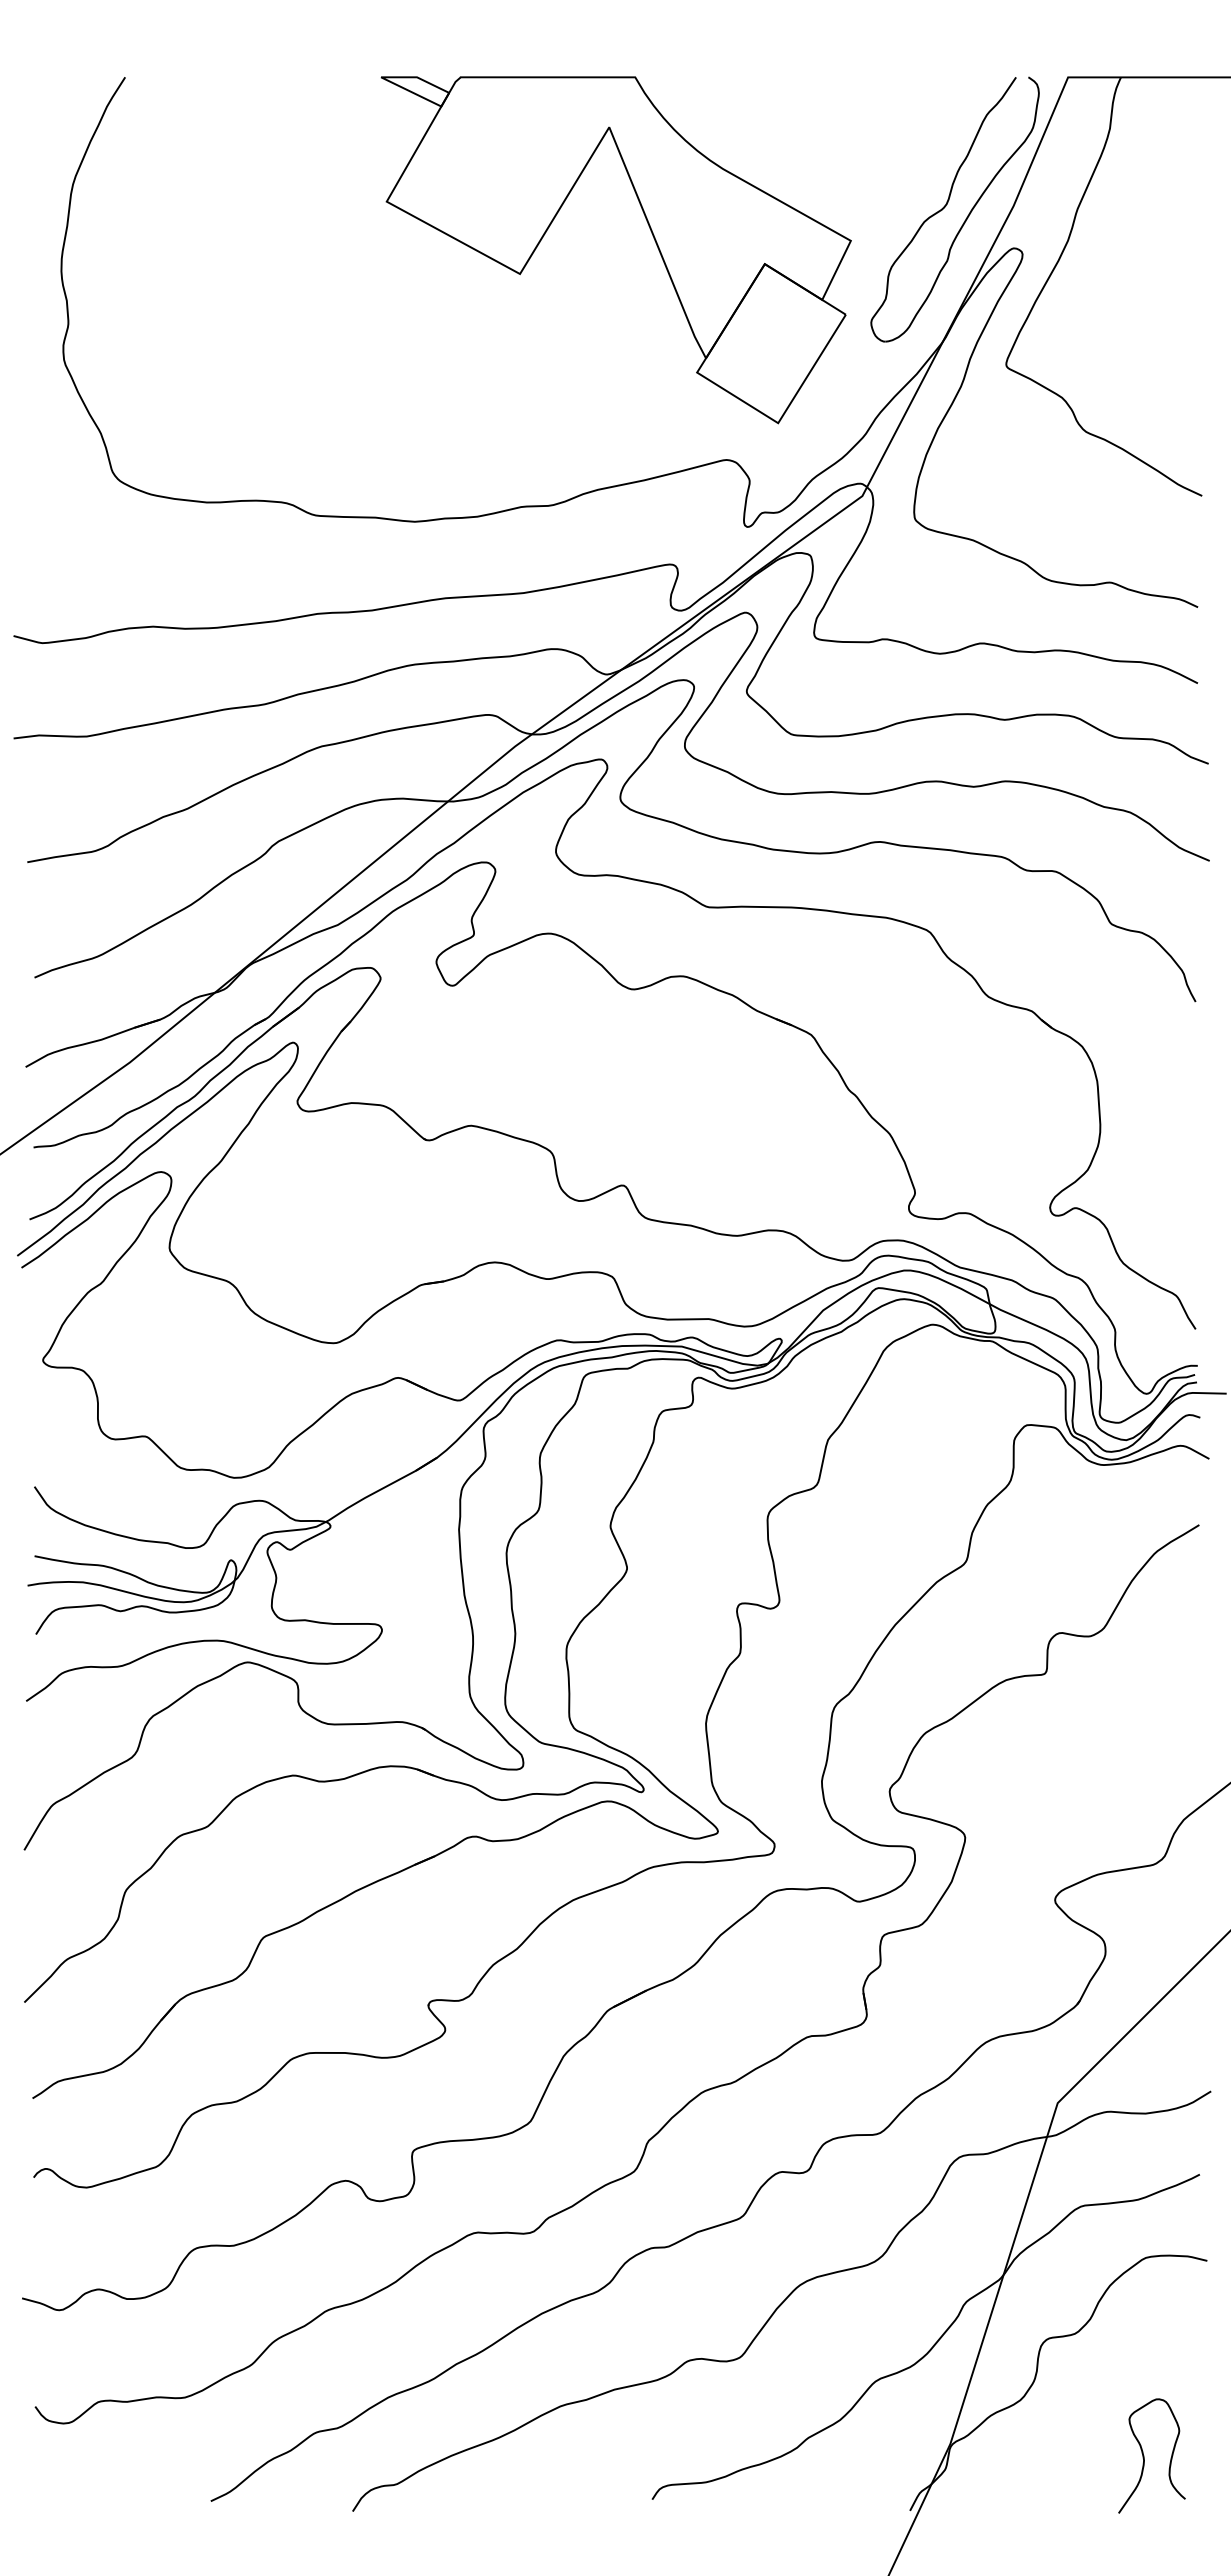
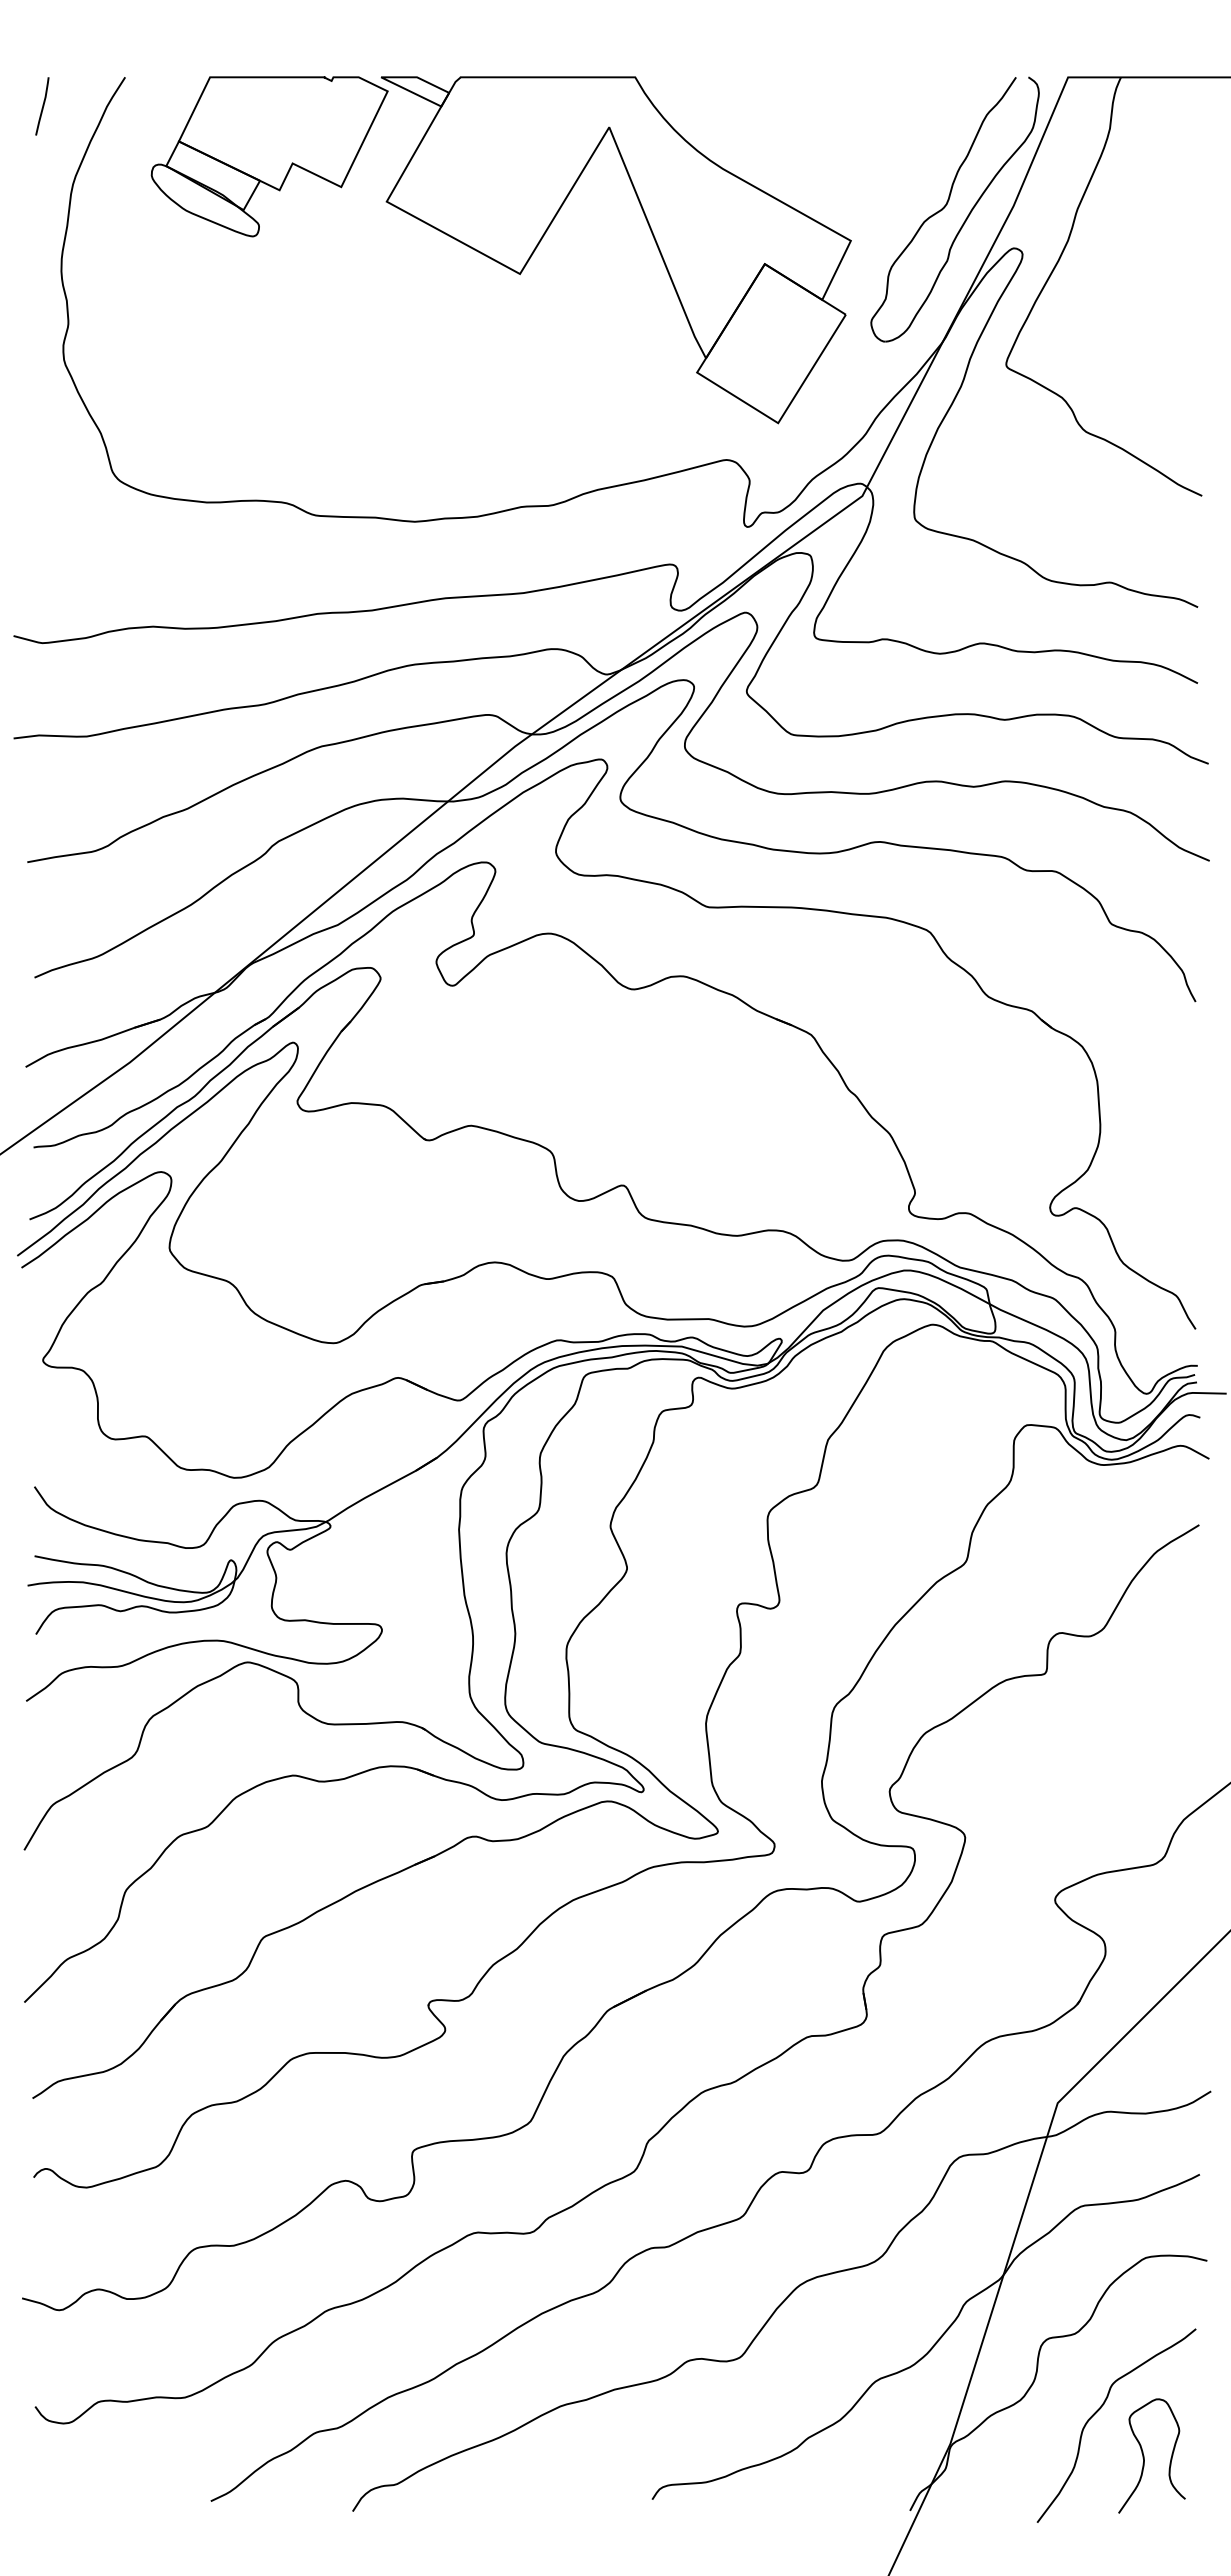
line: none -> present (42, 106)
part: none -> present (269, 156)
curve: none -> present (1100, 2409)
